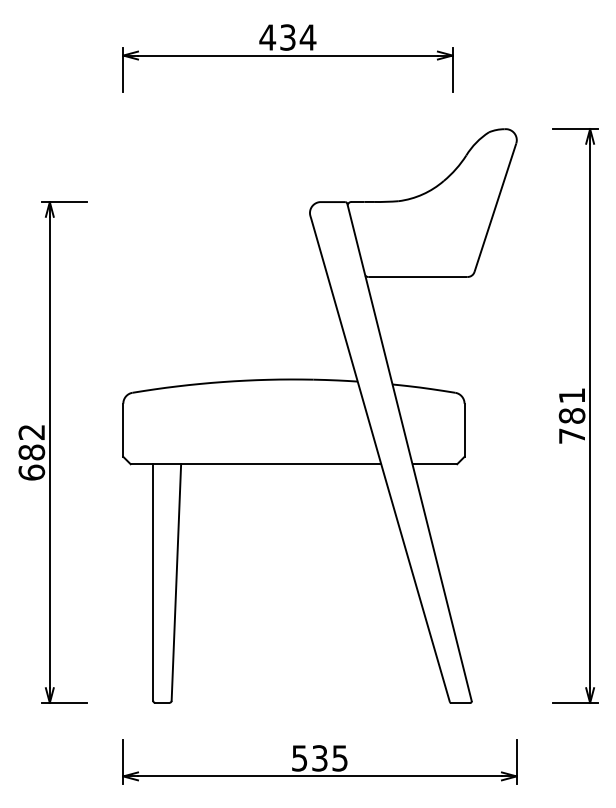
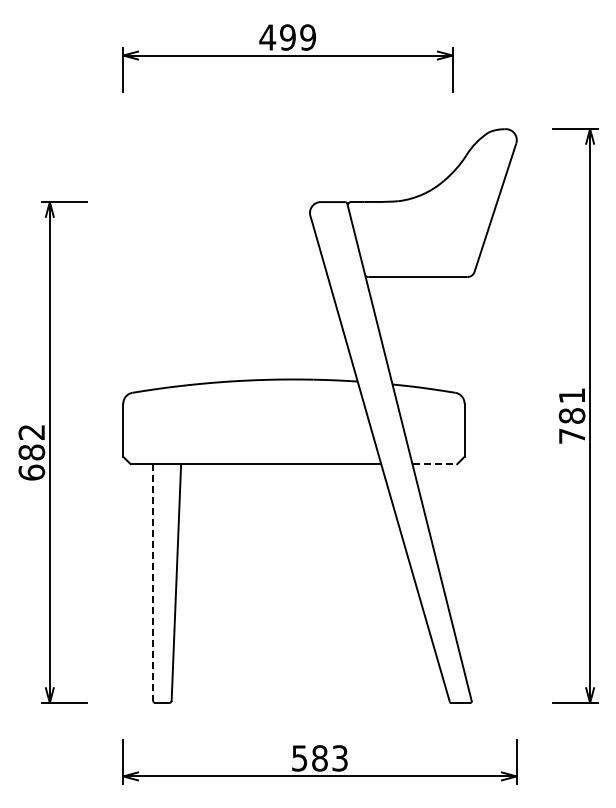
text: 434 -> 499 (298, 37)
line: solid -> dashed (435, 464)
line: solid -> dashed (153, 582)
text: 535 -> 583 (329, 758)
